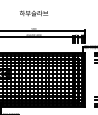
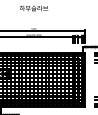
text position: (33, 13) -> (33, 8) (33, 8)
